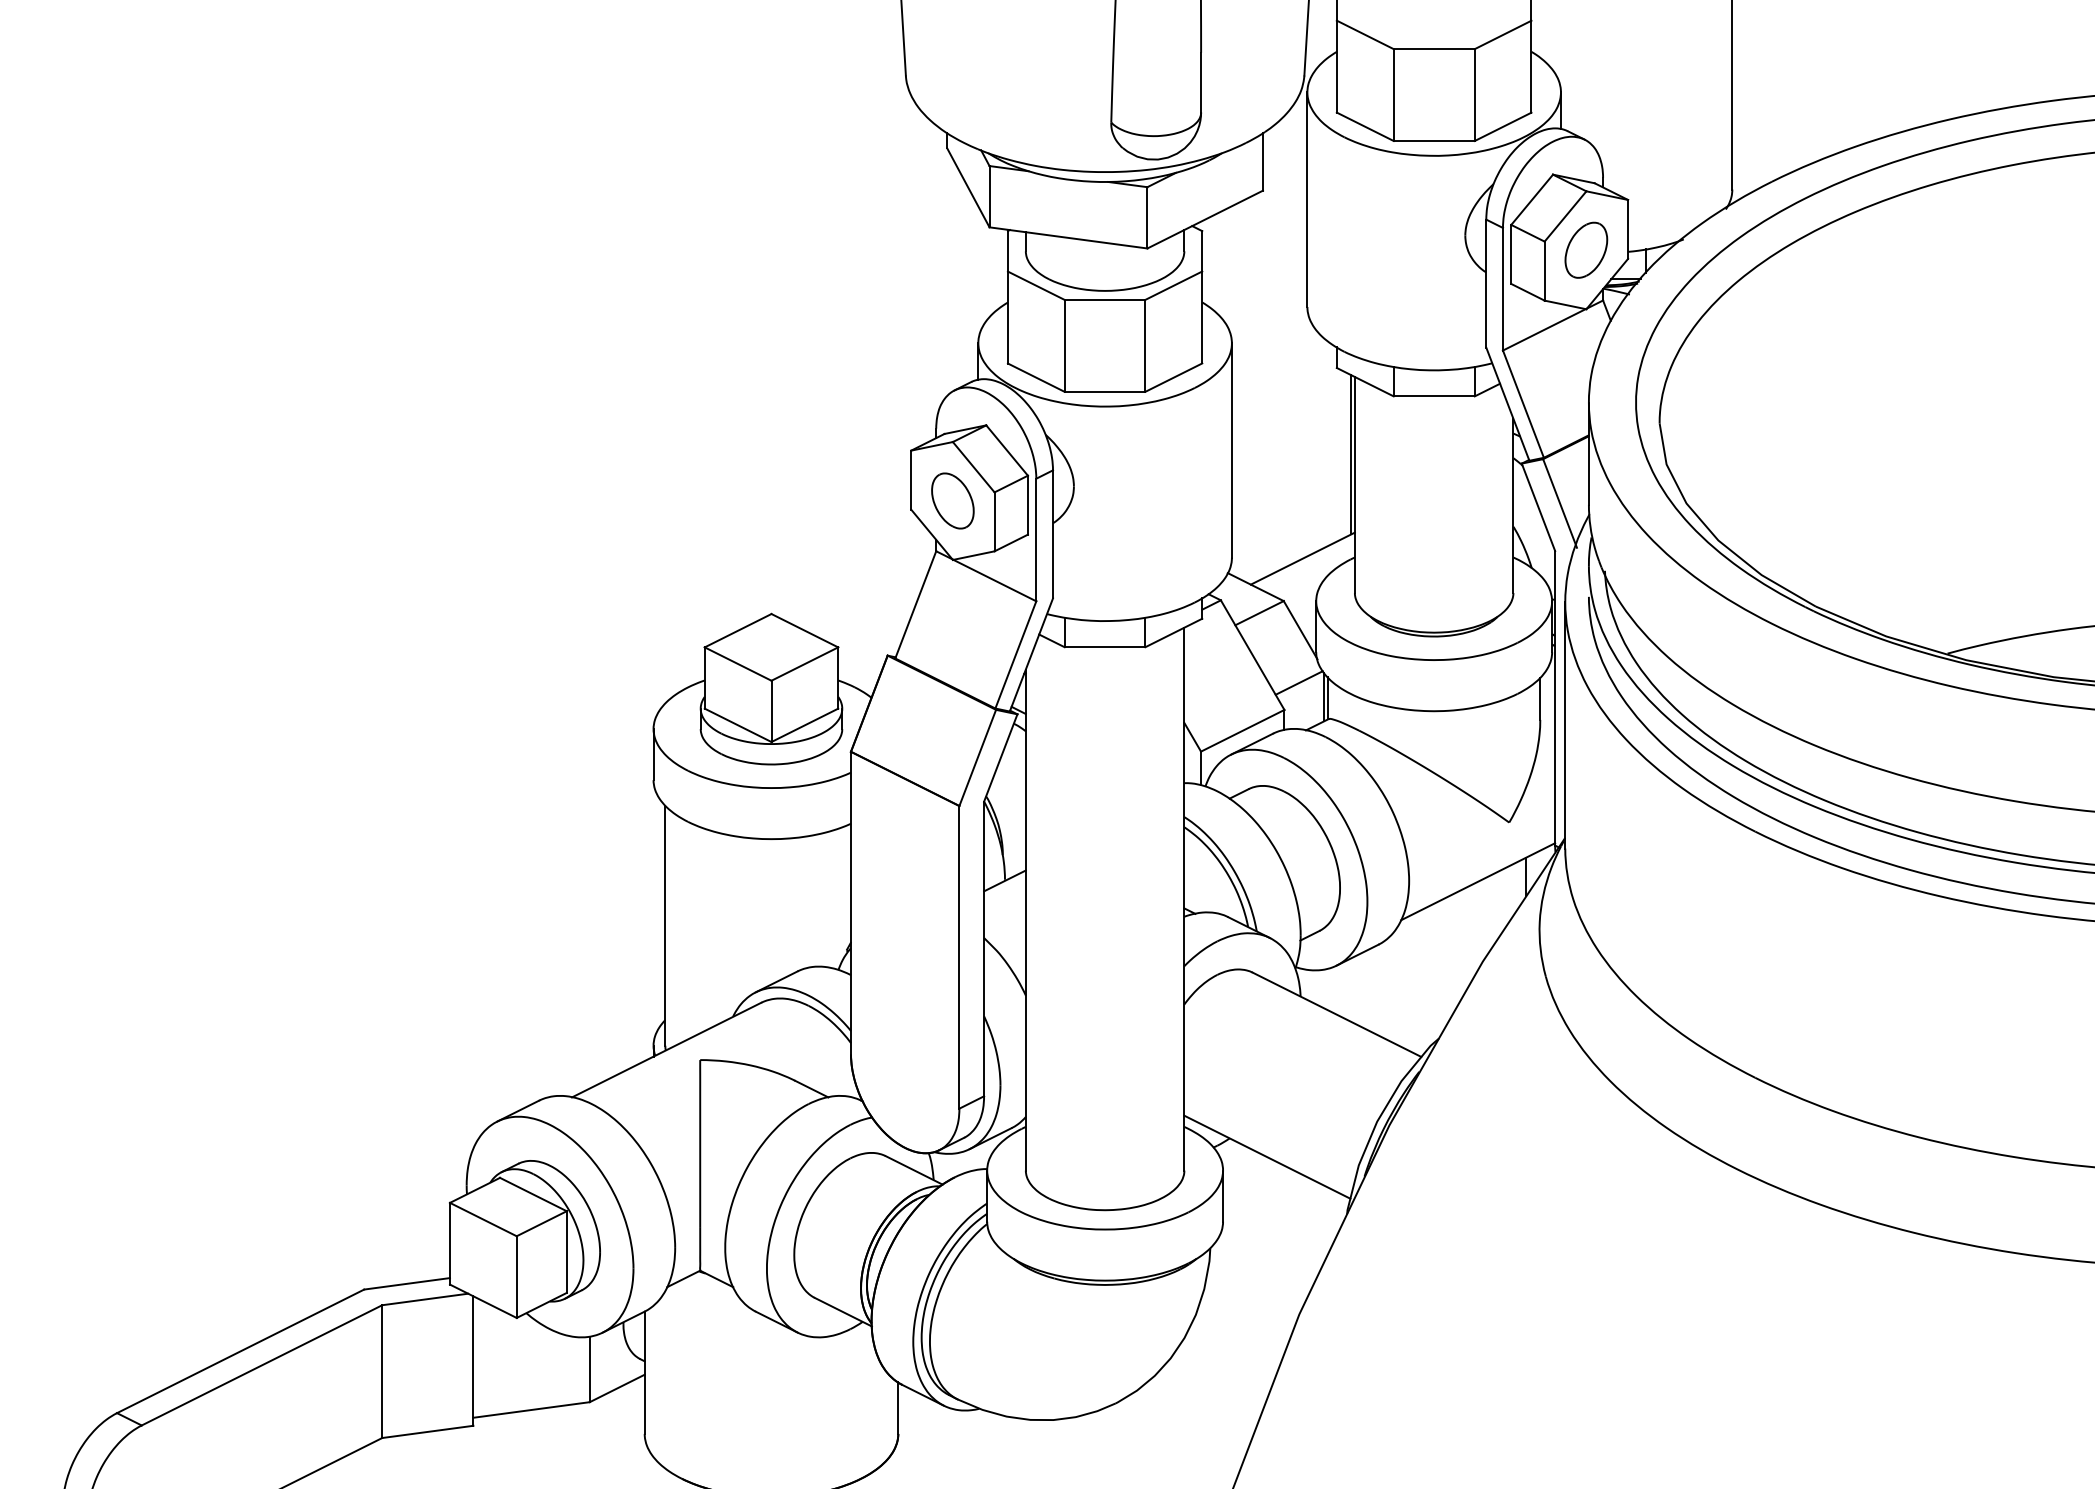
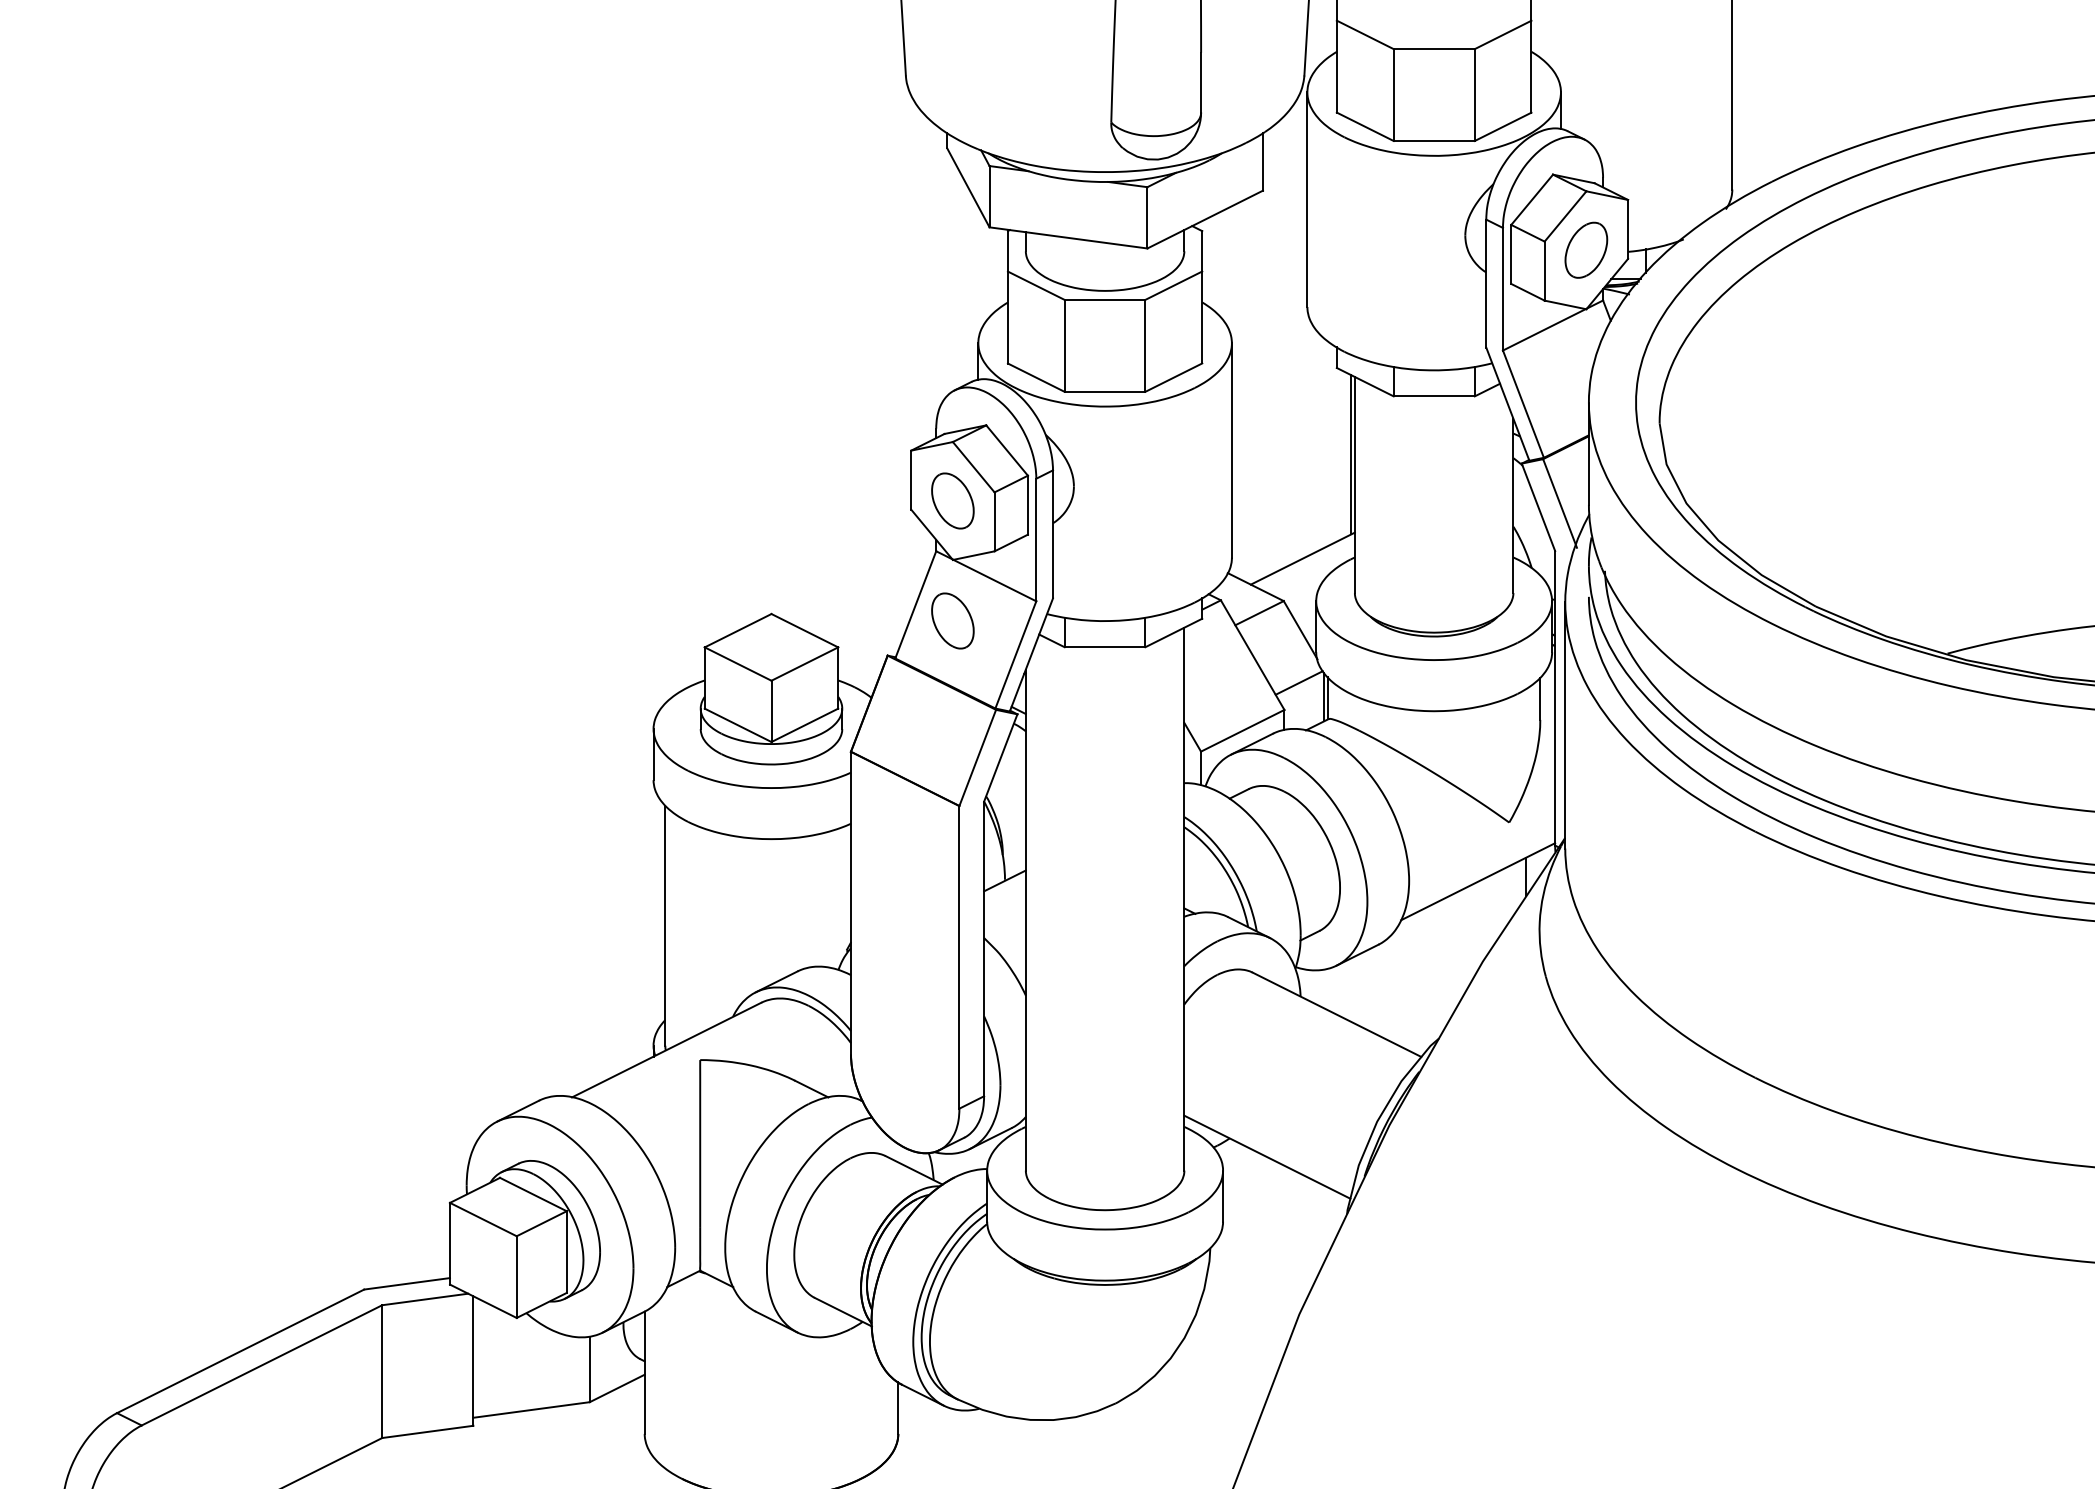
part: none -> present (952, 620)
